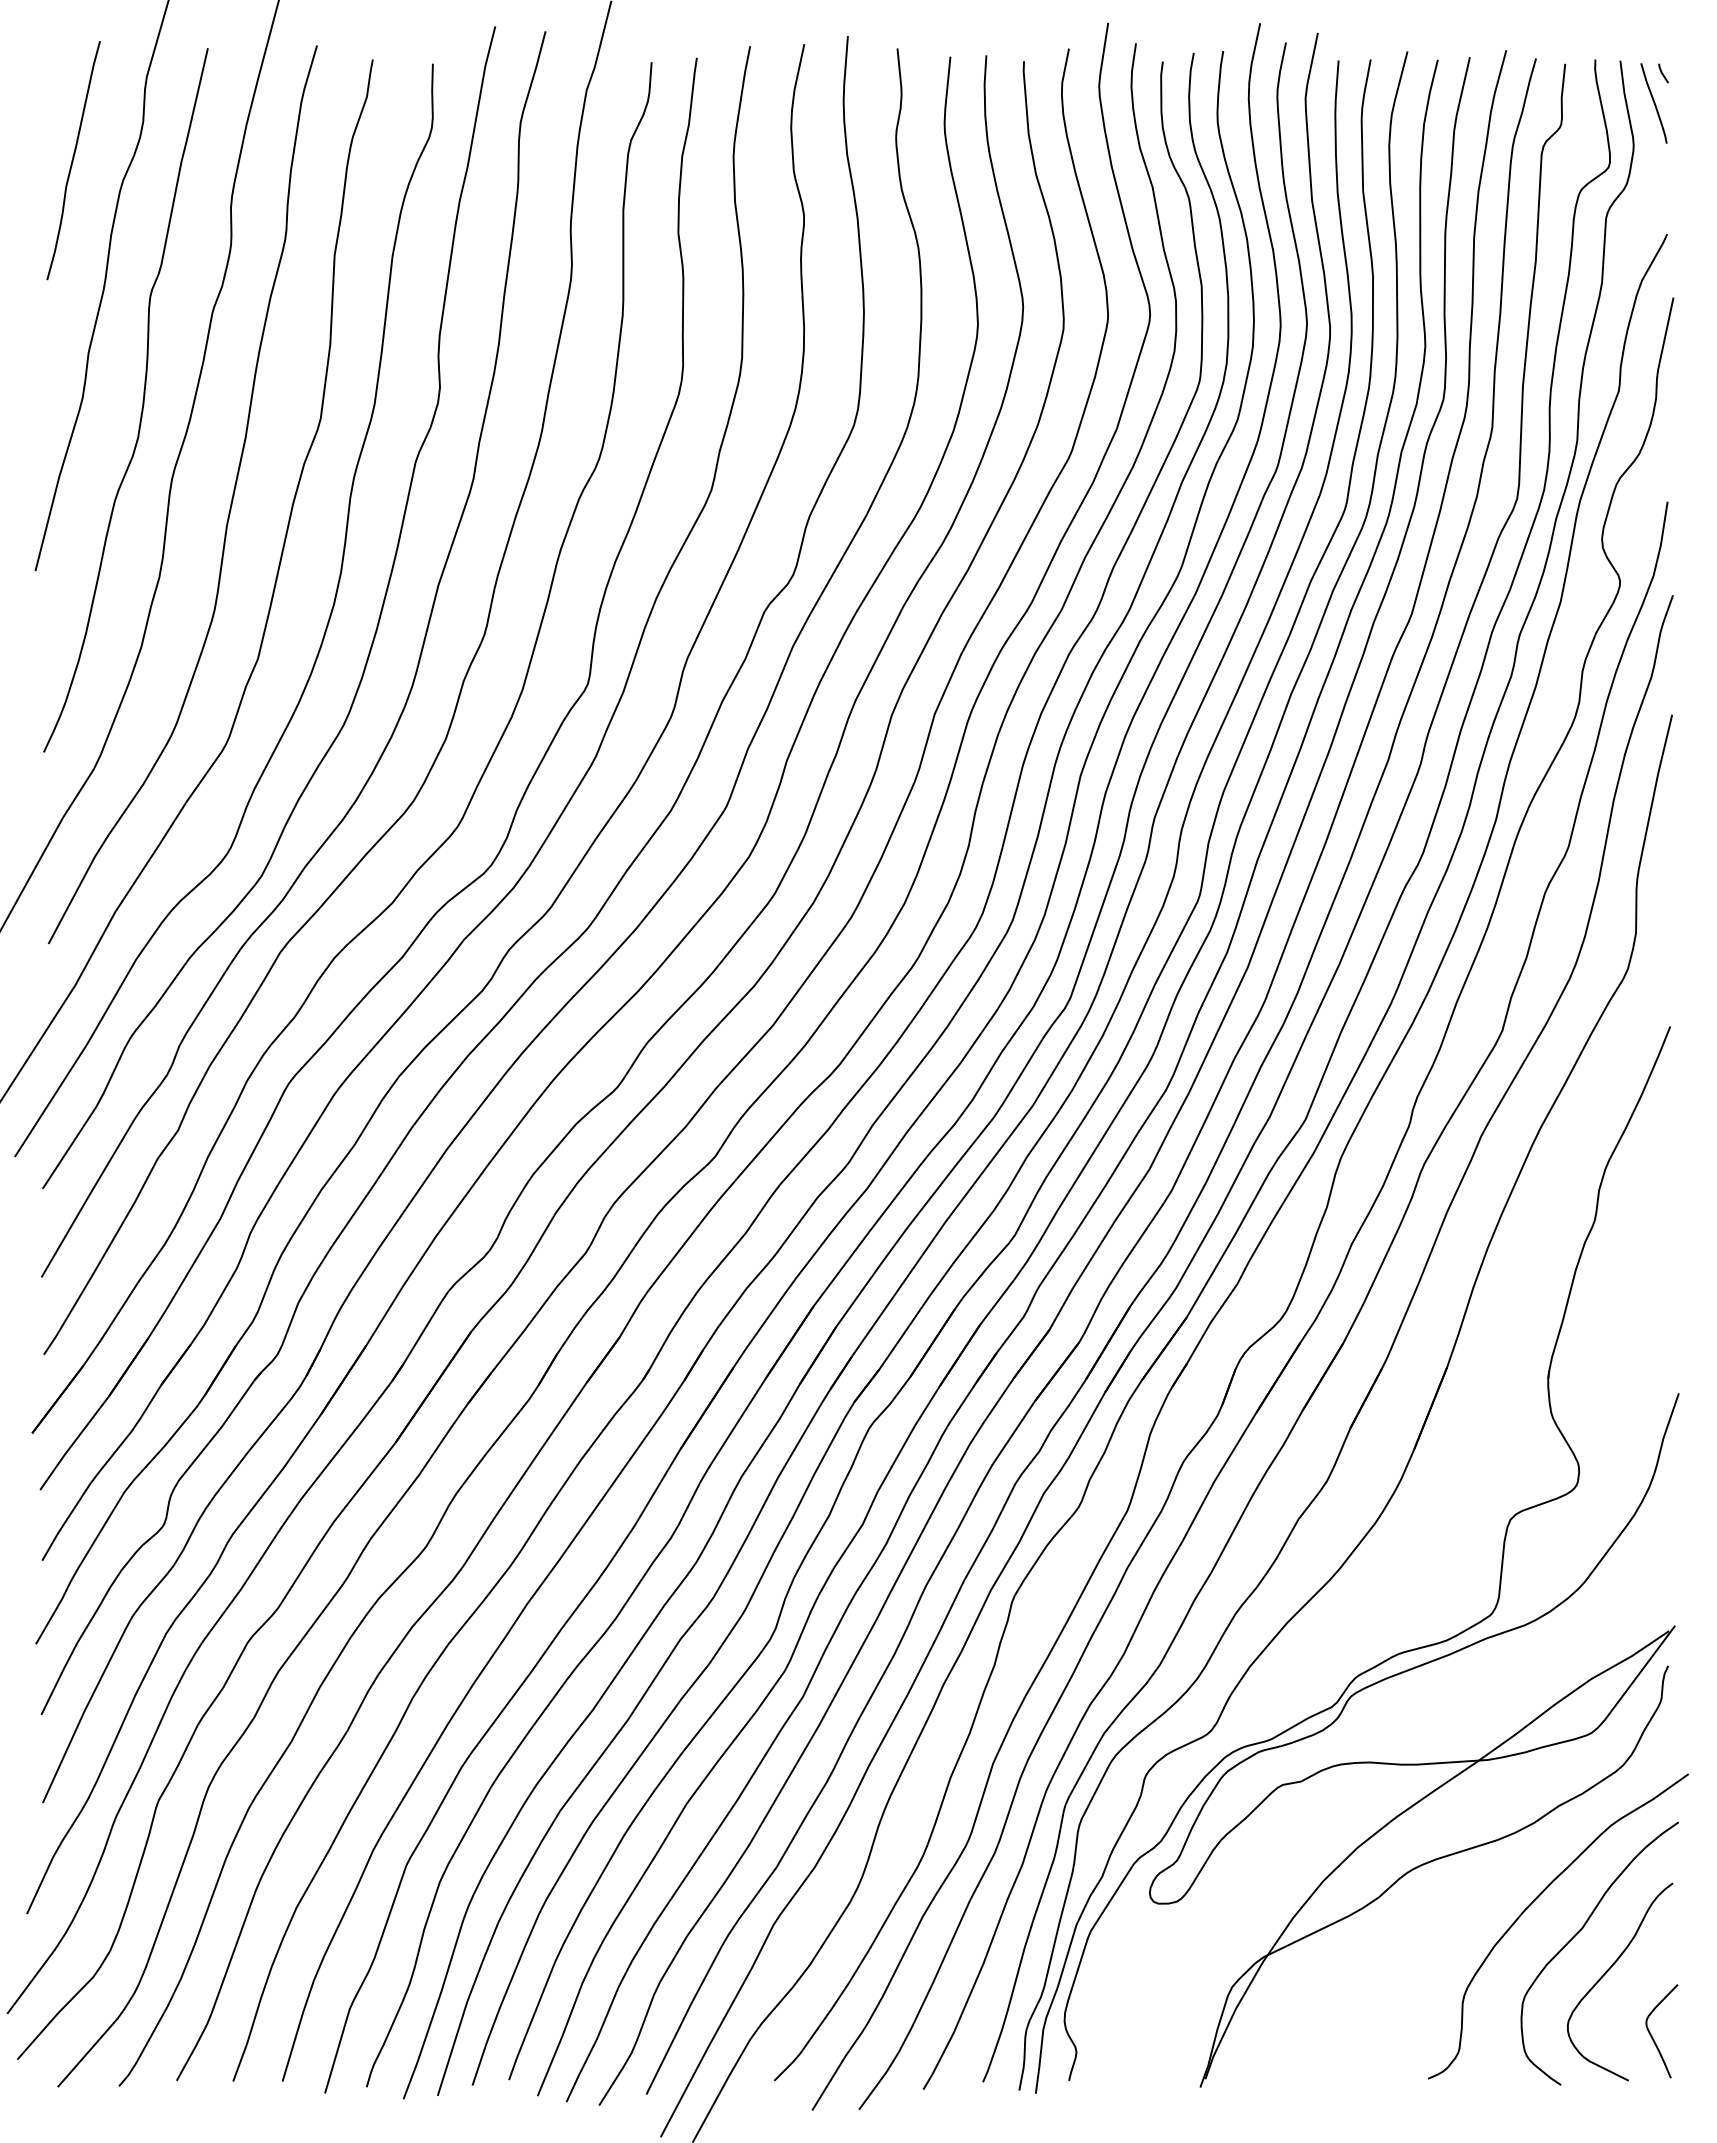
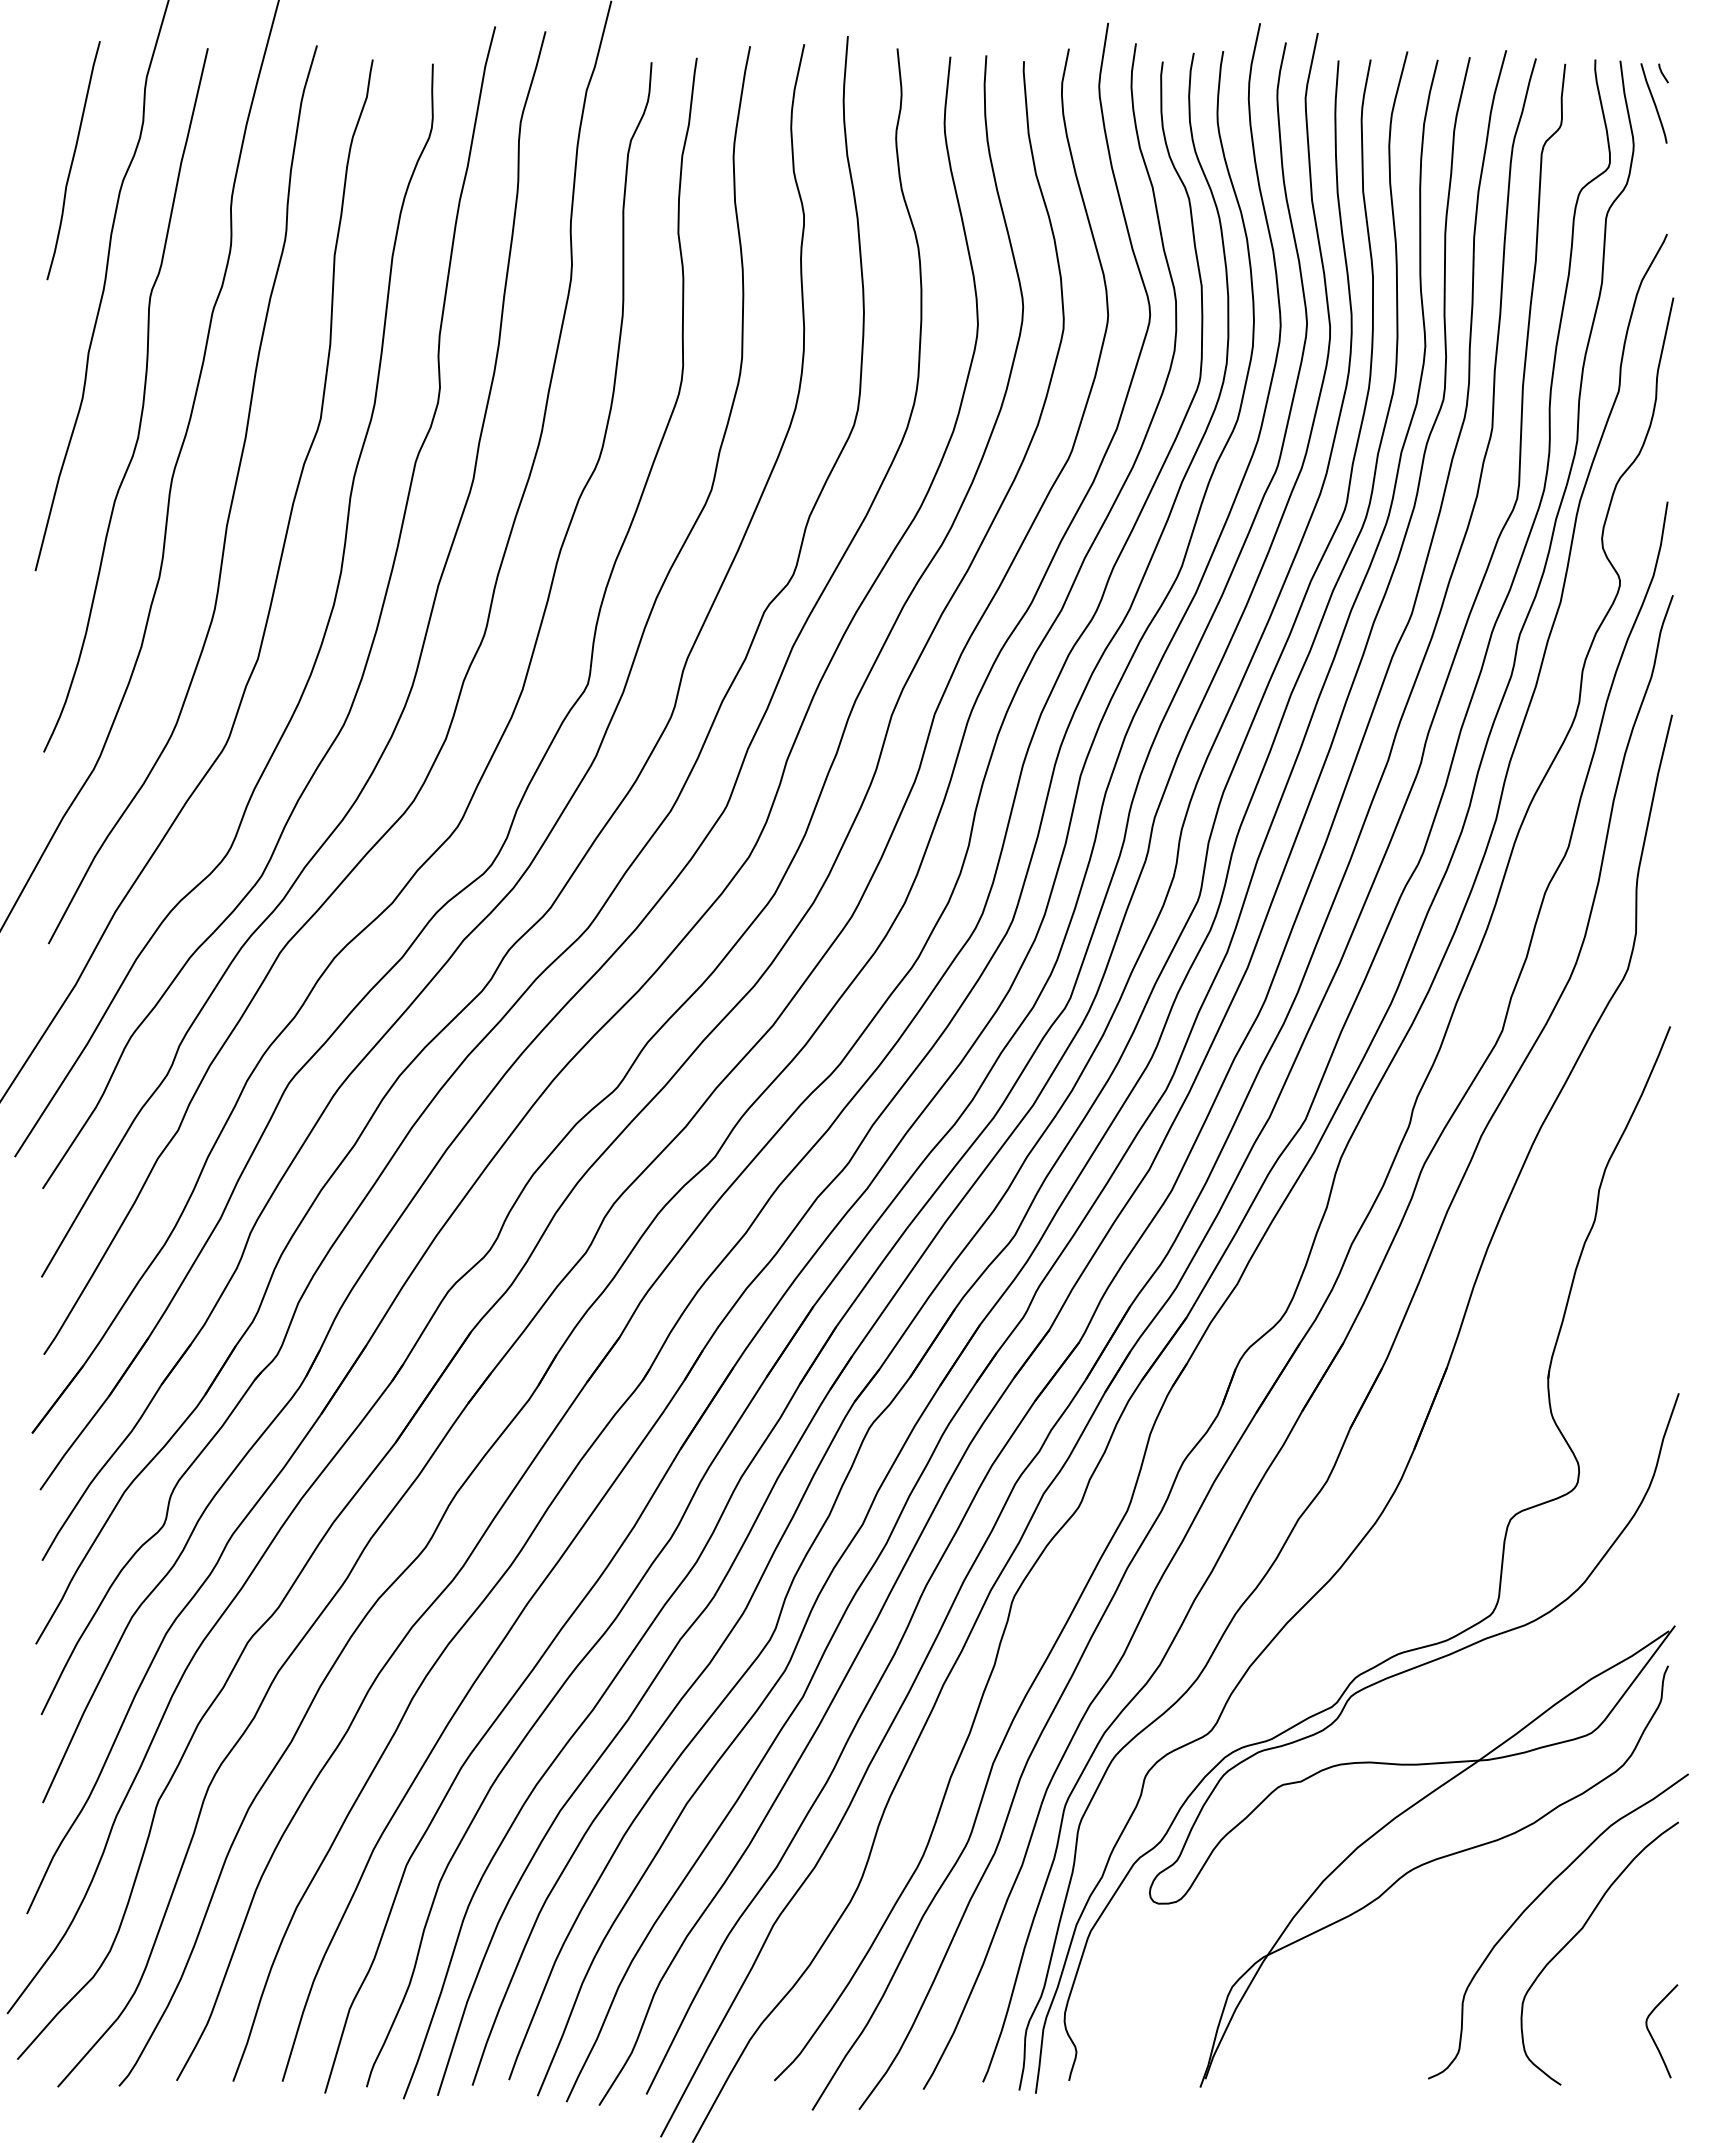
curve: present -> none (1609, 1970)
